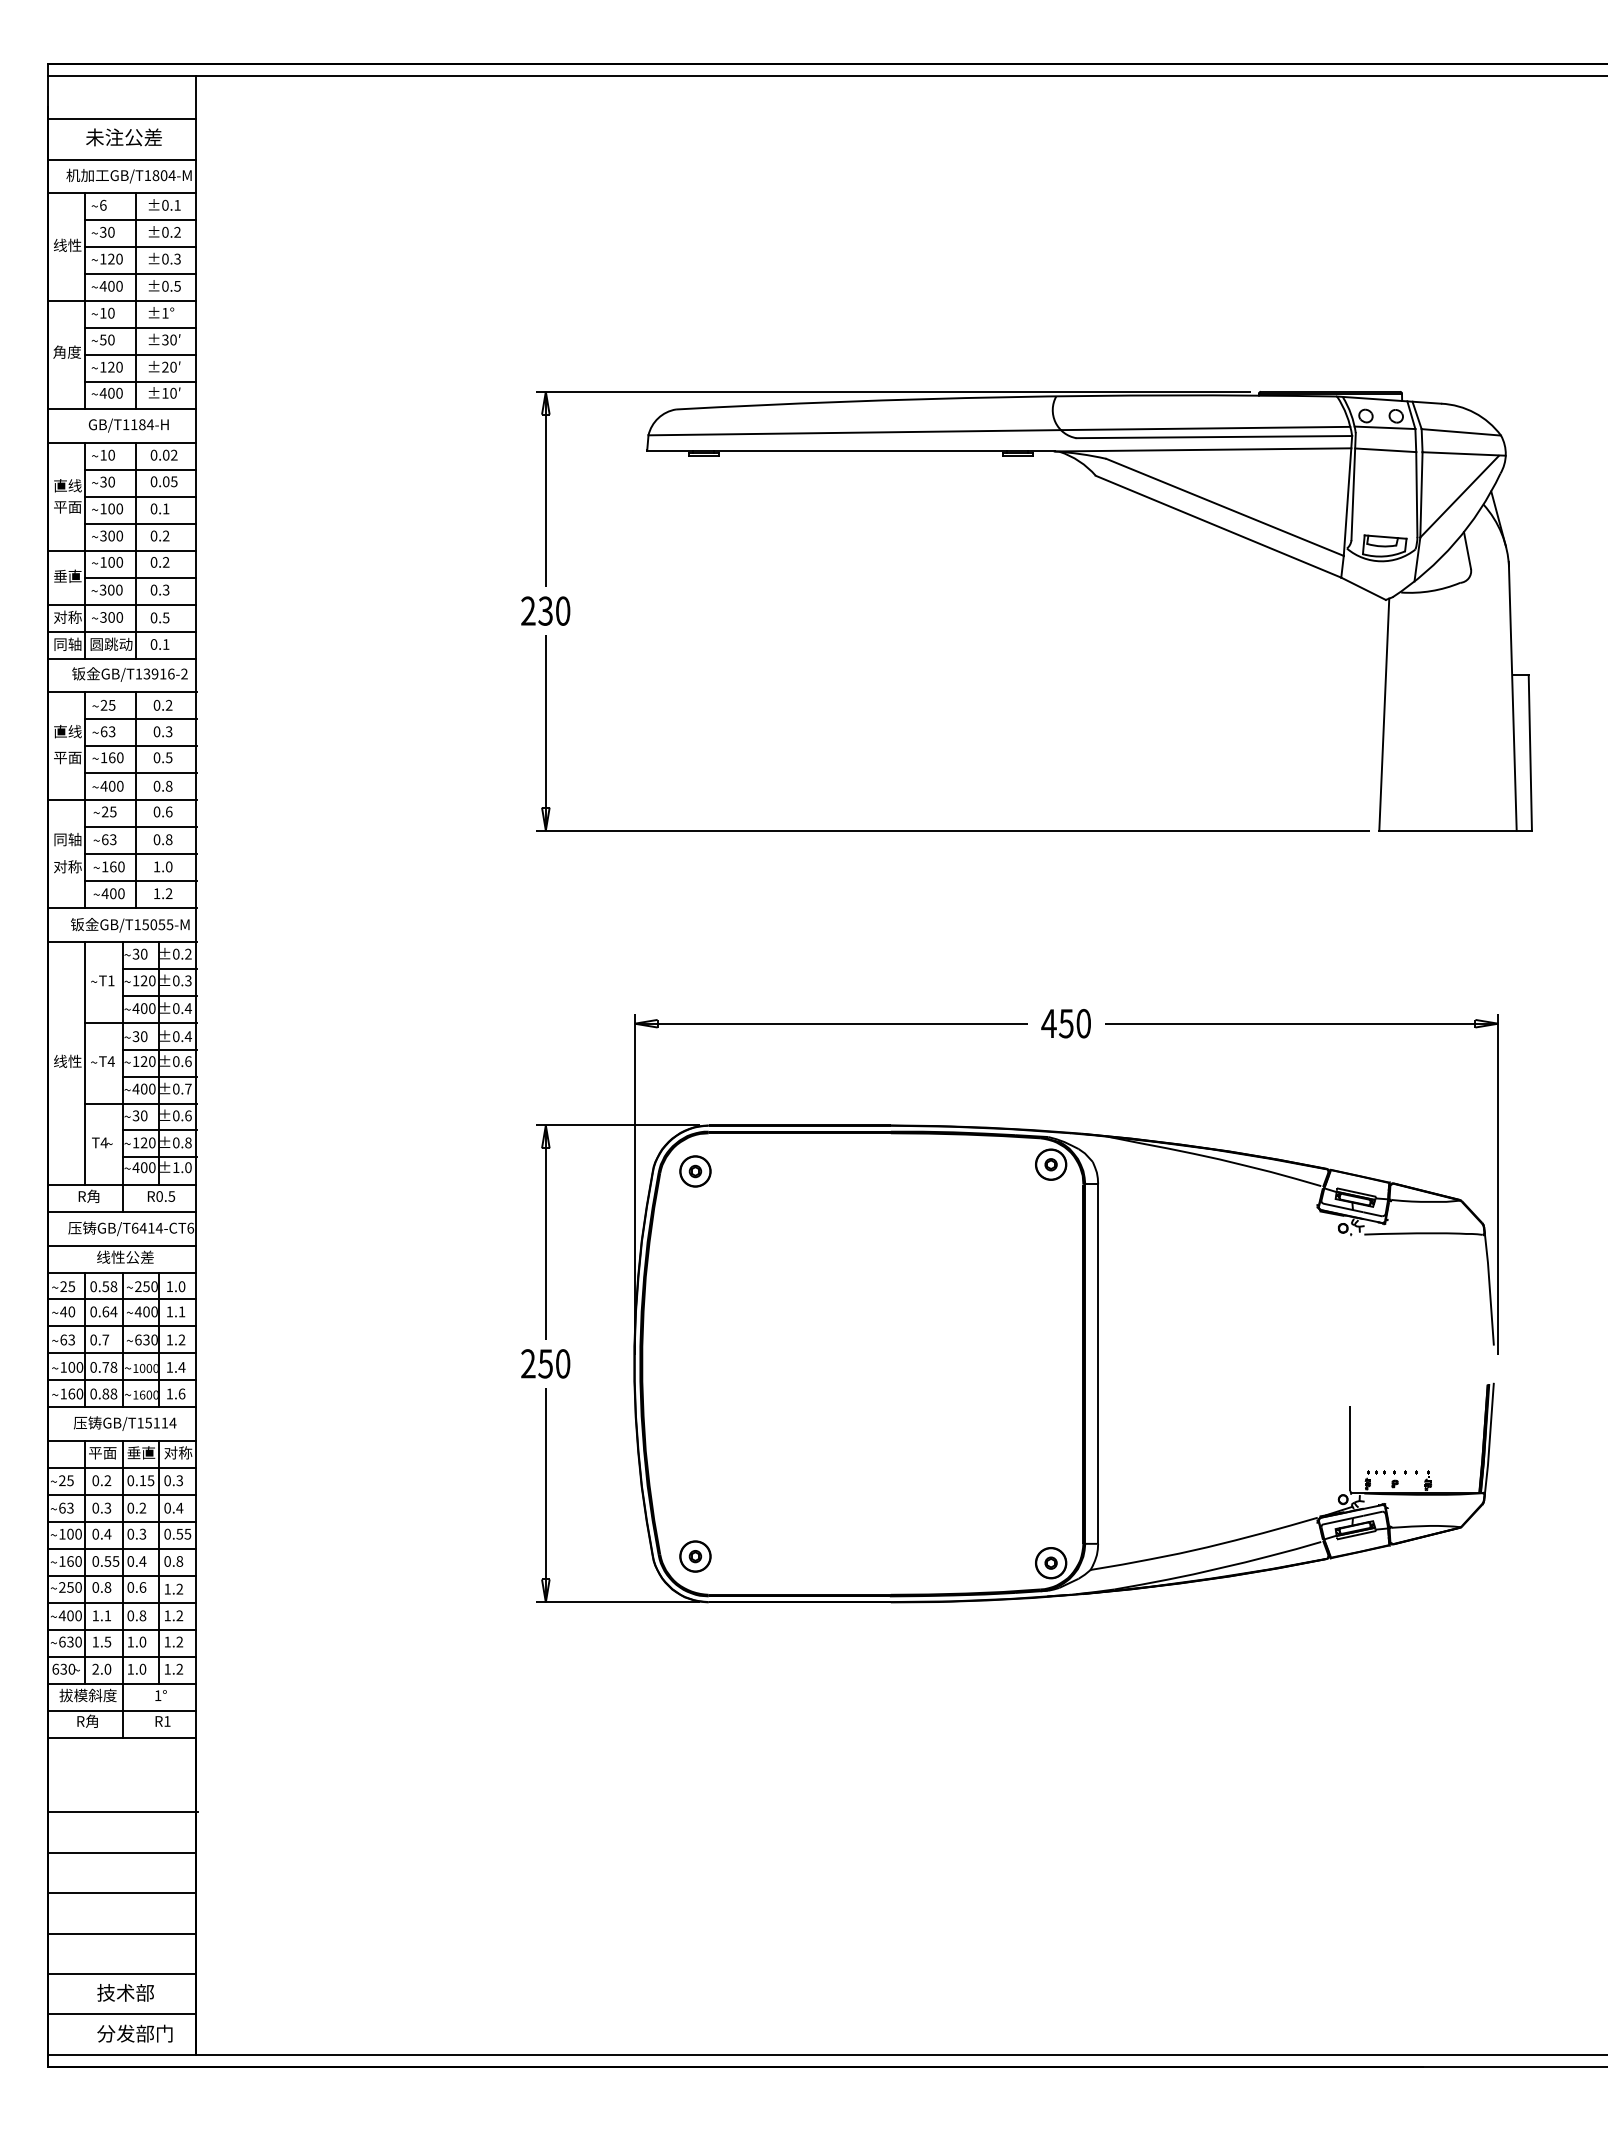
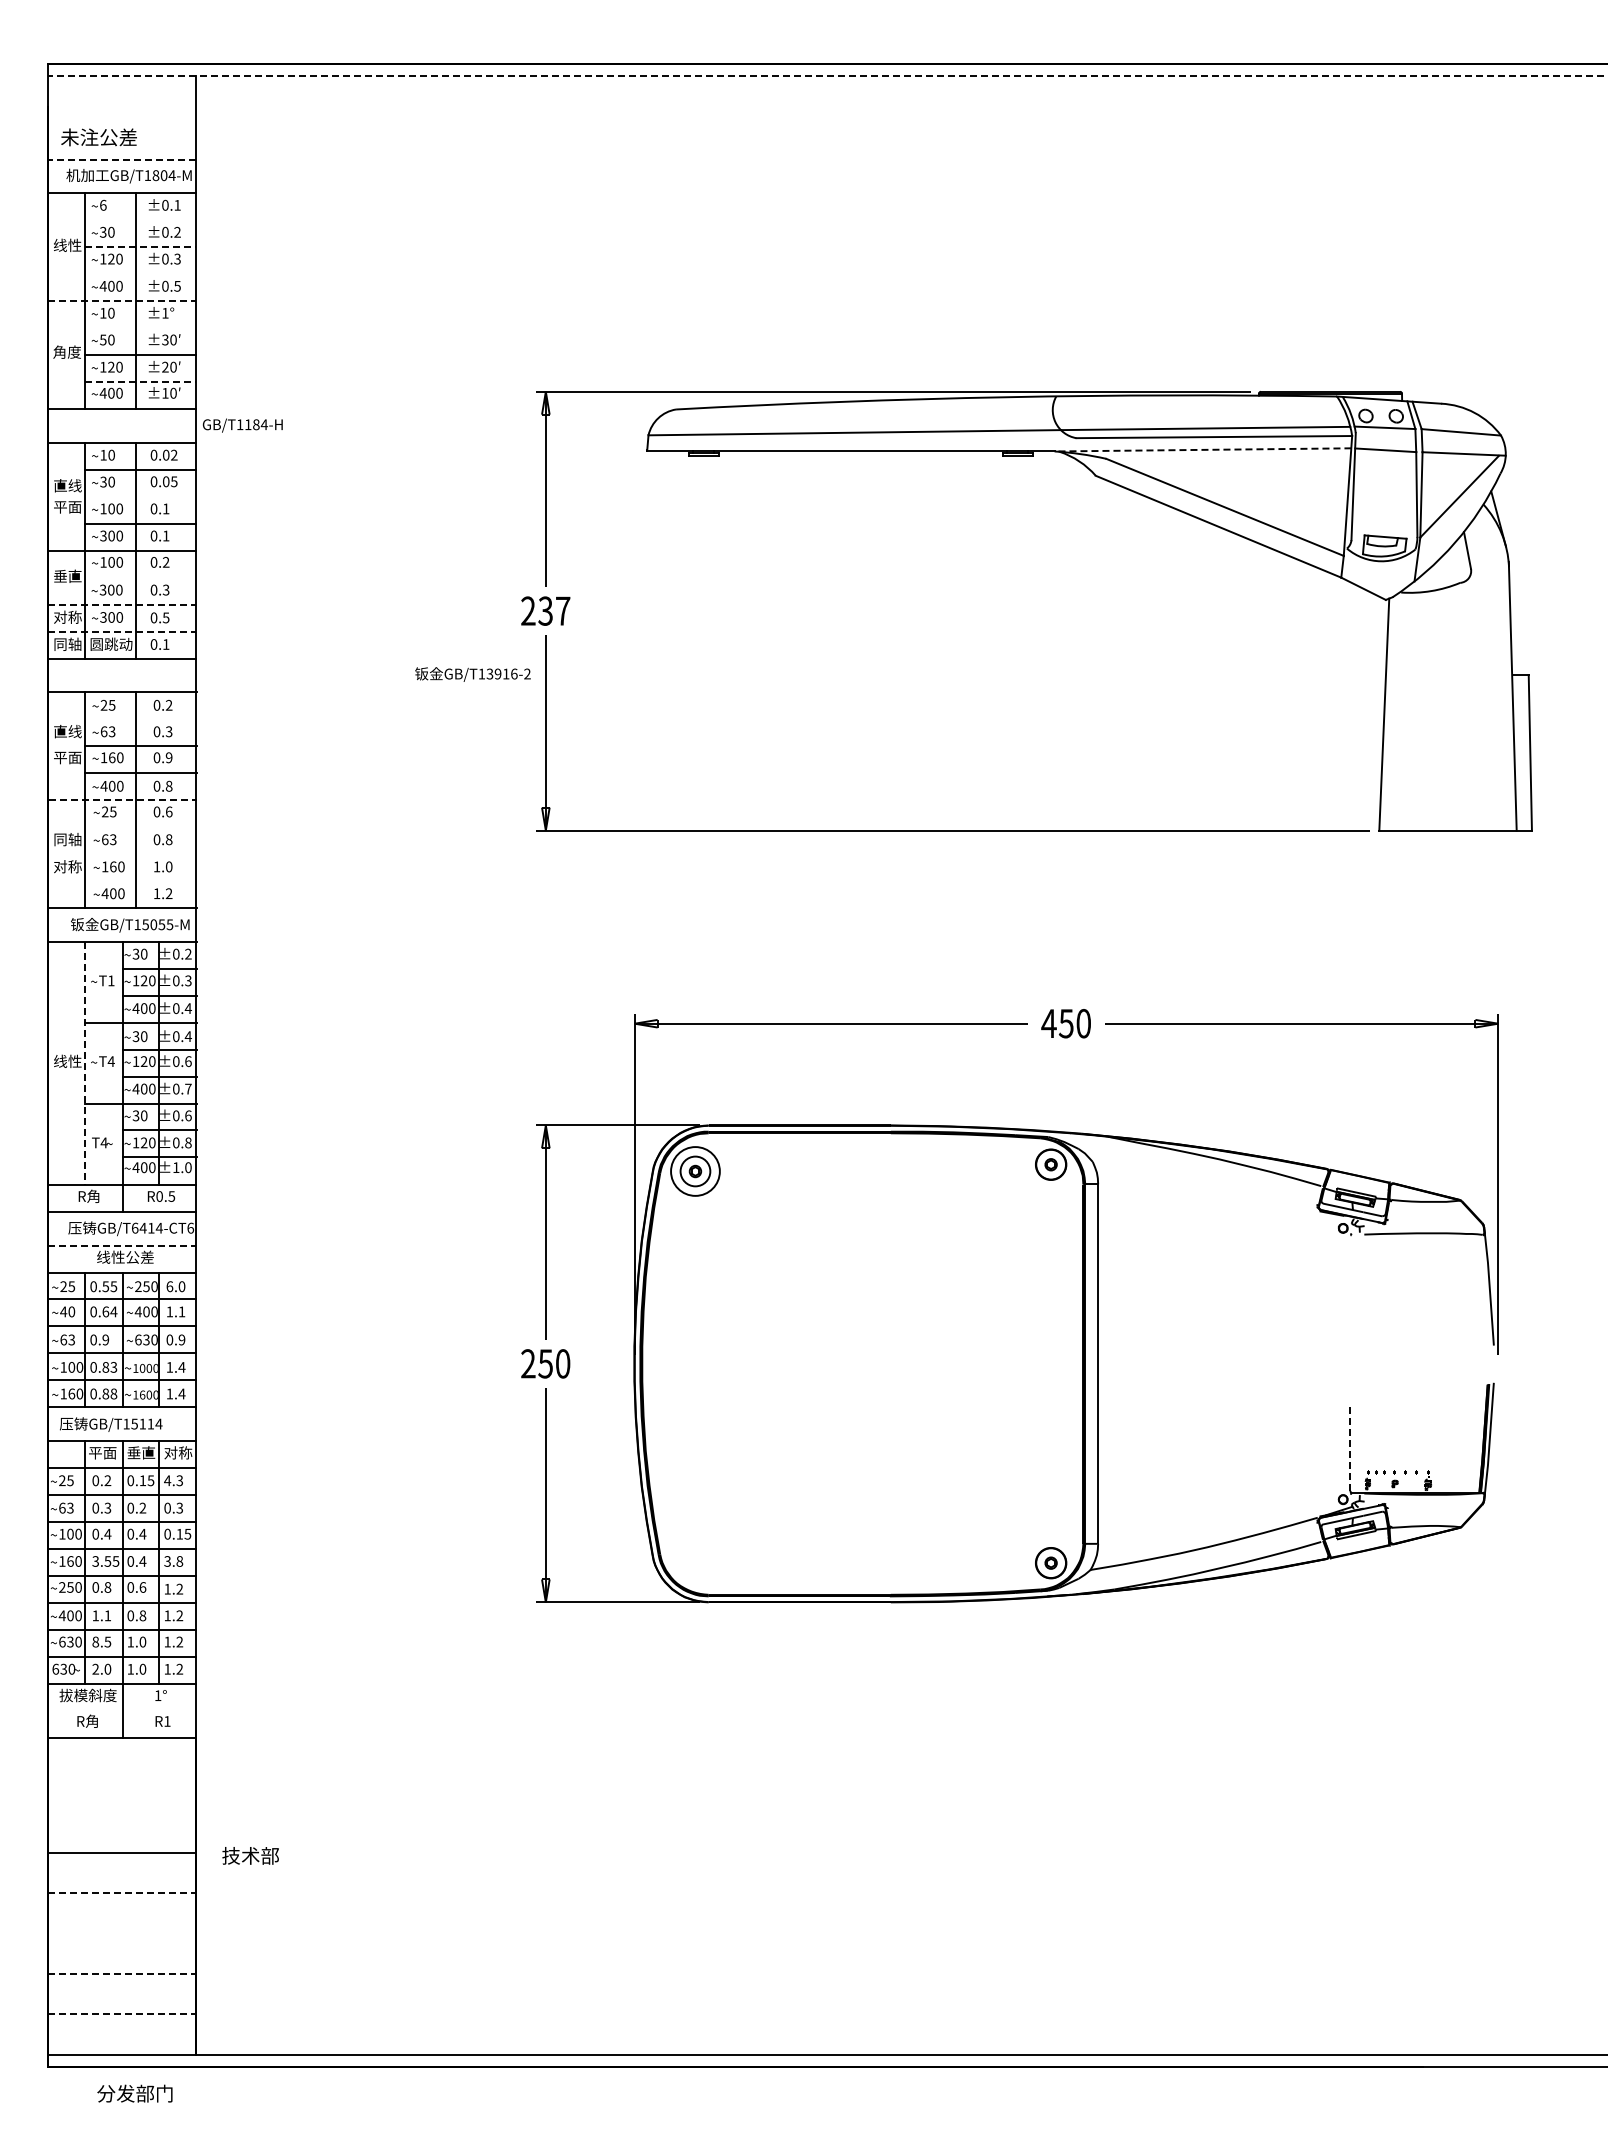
line: solid -> dashed (827, 76)
line: present -> none (122, 119)
text position: (123, 137) -> (98, 137) (98, 137)
line: solid -> dashed (121, 159)
line: present -> none (140, 220)
line: solid -> dashed (140, 247)
line: present -> none (140, 274)
line: solid -> dashed (122, 301)
line: present -> none (140, 328)
line: solid -> dashed (140, 382)
text position: (128, 425) -> (242, 425) (242, 425)
line: solid -> dashed (1202, 449)
line: present -> none (140, 496)
text: 0.2 -> 0.1 (166, 535)
line: present -> none (140, 577)
line: solid -> dashed (122, 604)
text: 230 -> 237 (563, 610)
line: solid -> dashed (122, 631)
text position: (129, 674) -> (472, 674) (472, 674)
line: present -> none (141, 719)
text: 0.5 -> 0.9 (168, 757)
line: solid -> dashed (123, 800)
line: present -> none (141, 827)
line: present -> none (141, 854)
line: present -> none (141, 881)
line: solid -> dashed (85, 1063)
circle diameter: 31 px -> 49 px (695, 1171)
line: solid -> dashed (122, 1245)
text: 0.58 -> 0.55 (113, 1286)
text: 1.0 -> 6.0 (169, 1286)
text: 0.7 -> 0.9 (105, 1339)
text: 1.2 -> 0.9 (175, 1339)
text: 0.78 -> 0.83 (109, 1367)
text: 1.6 -> 1.4 (181, 1393)
text position: (125, 1423) -> (111, 1424) (111, 1424)
line: solid -> dashed (1349, 1448)
text: 0.3 -> 4.3 (167, 1480)
text: 0.4 -> 0.3 (179, 1507)
text: 0.3 -> 0.4 (142, 1533)
text: 0.55 -> 0.15 (179, 1534)
part: present -> none (695, 1556)
text: 0.55 -> 3.55 (95, 1561)
text: 0.8 -> 3.8 (167, 1561)
text: 1.5 -> 8.5 (95, 1641)
line: present -> none (122, 1710)
line: present -> none (122, 1812)
line: solid -> dashed (122, 1893)
line: present -> none (122, 1933)
line: solid -> dashed (122, 1974)
text position: (125, 1992) -> (250, 1855) (250, 1855)
line: solid -> dashed (122, 2014)
text position: (134, 2033) -> (134, 2093) (134, 2093)
